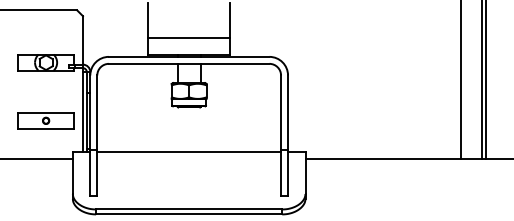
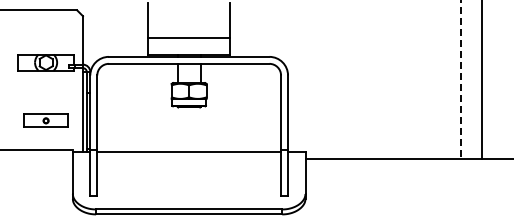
line: solid -> dashed (460, 80)
line: present -> none (486, 80)
part size: 58x18 px -> 46x15 px (45, 120)
line position: (37, 159) -> (37, 150) (37, 150)
